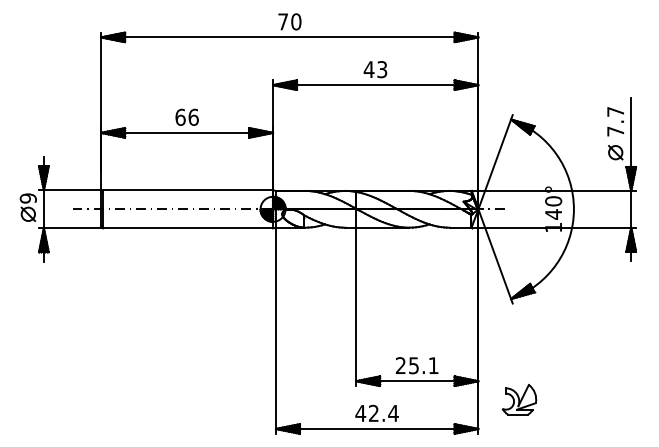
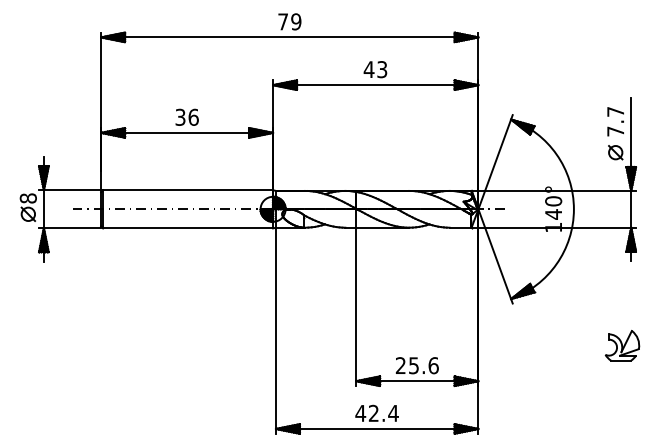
text: 70 -> 79 (296, 21)
text: 66 -> 36 (180, 116)
text: 9 -> 8 (28, 198)
text: 25.1 -> 25.6 (433, 365)
part position: (519, 399) -> (622, 345) (622, 345)
